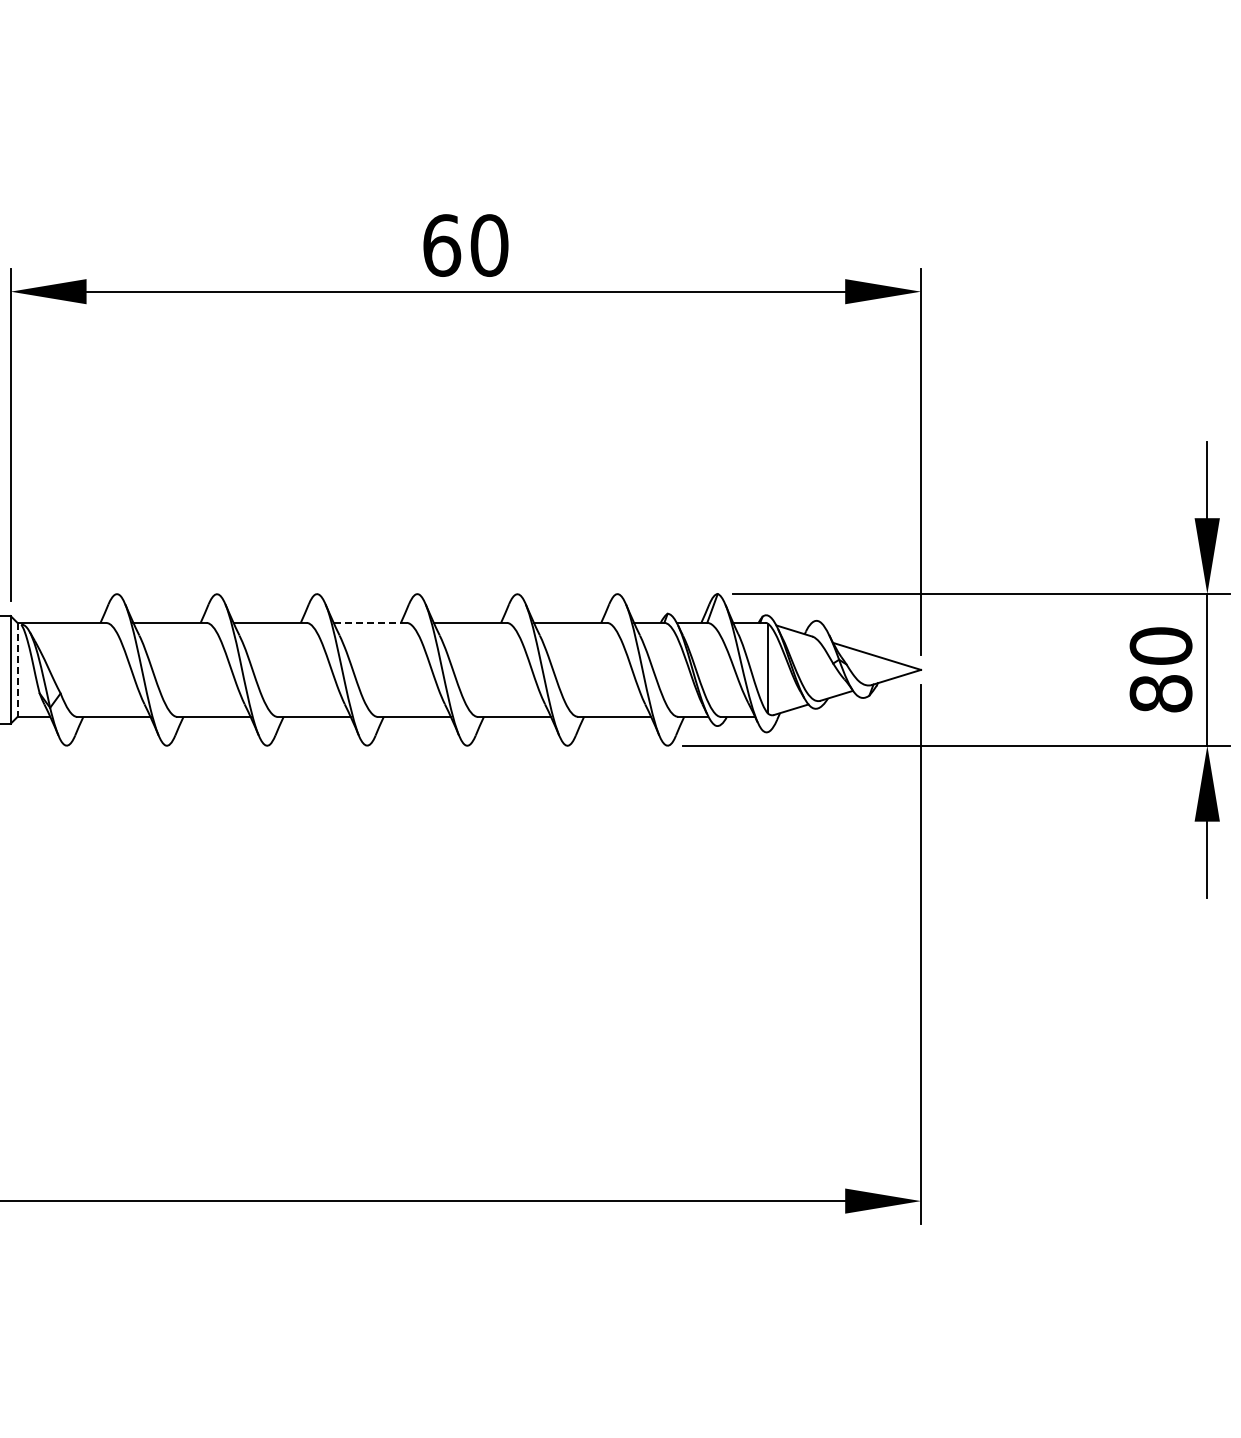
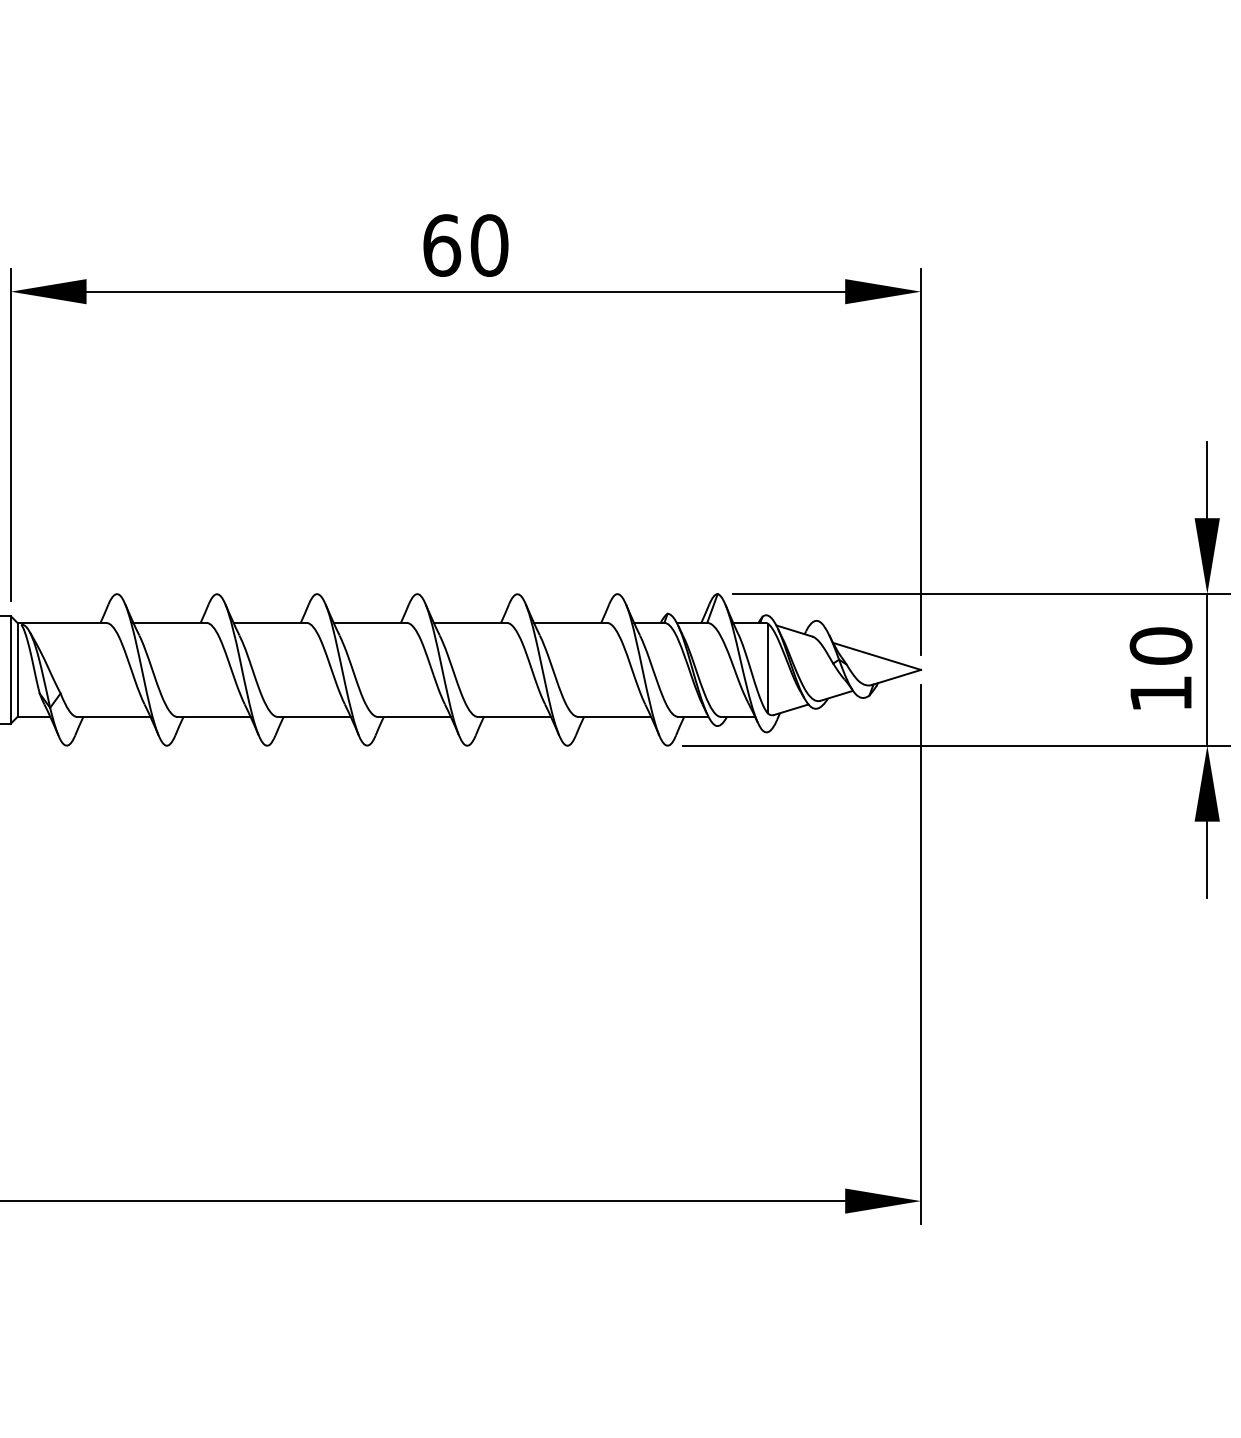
line: dashed -> solid (370, 622)
line: dashed -> solid (17, 670)
text: 80 -> 10 (1160, 693)
